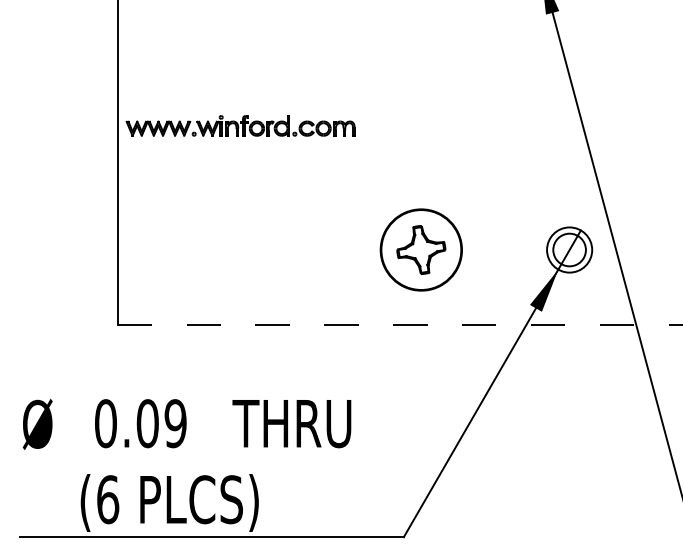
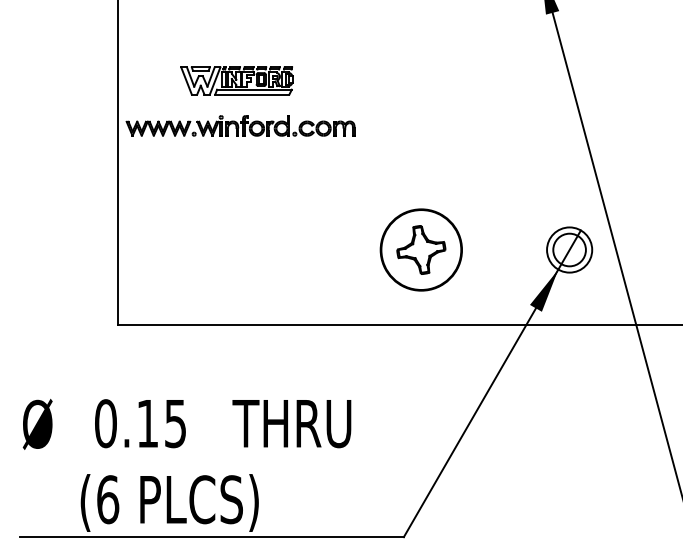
part: none -> present (236, 80)
line: dashed -> solid (400, 325)
text: 0.09 -> 0.15 (161, 423)
